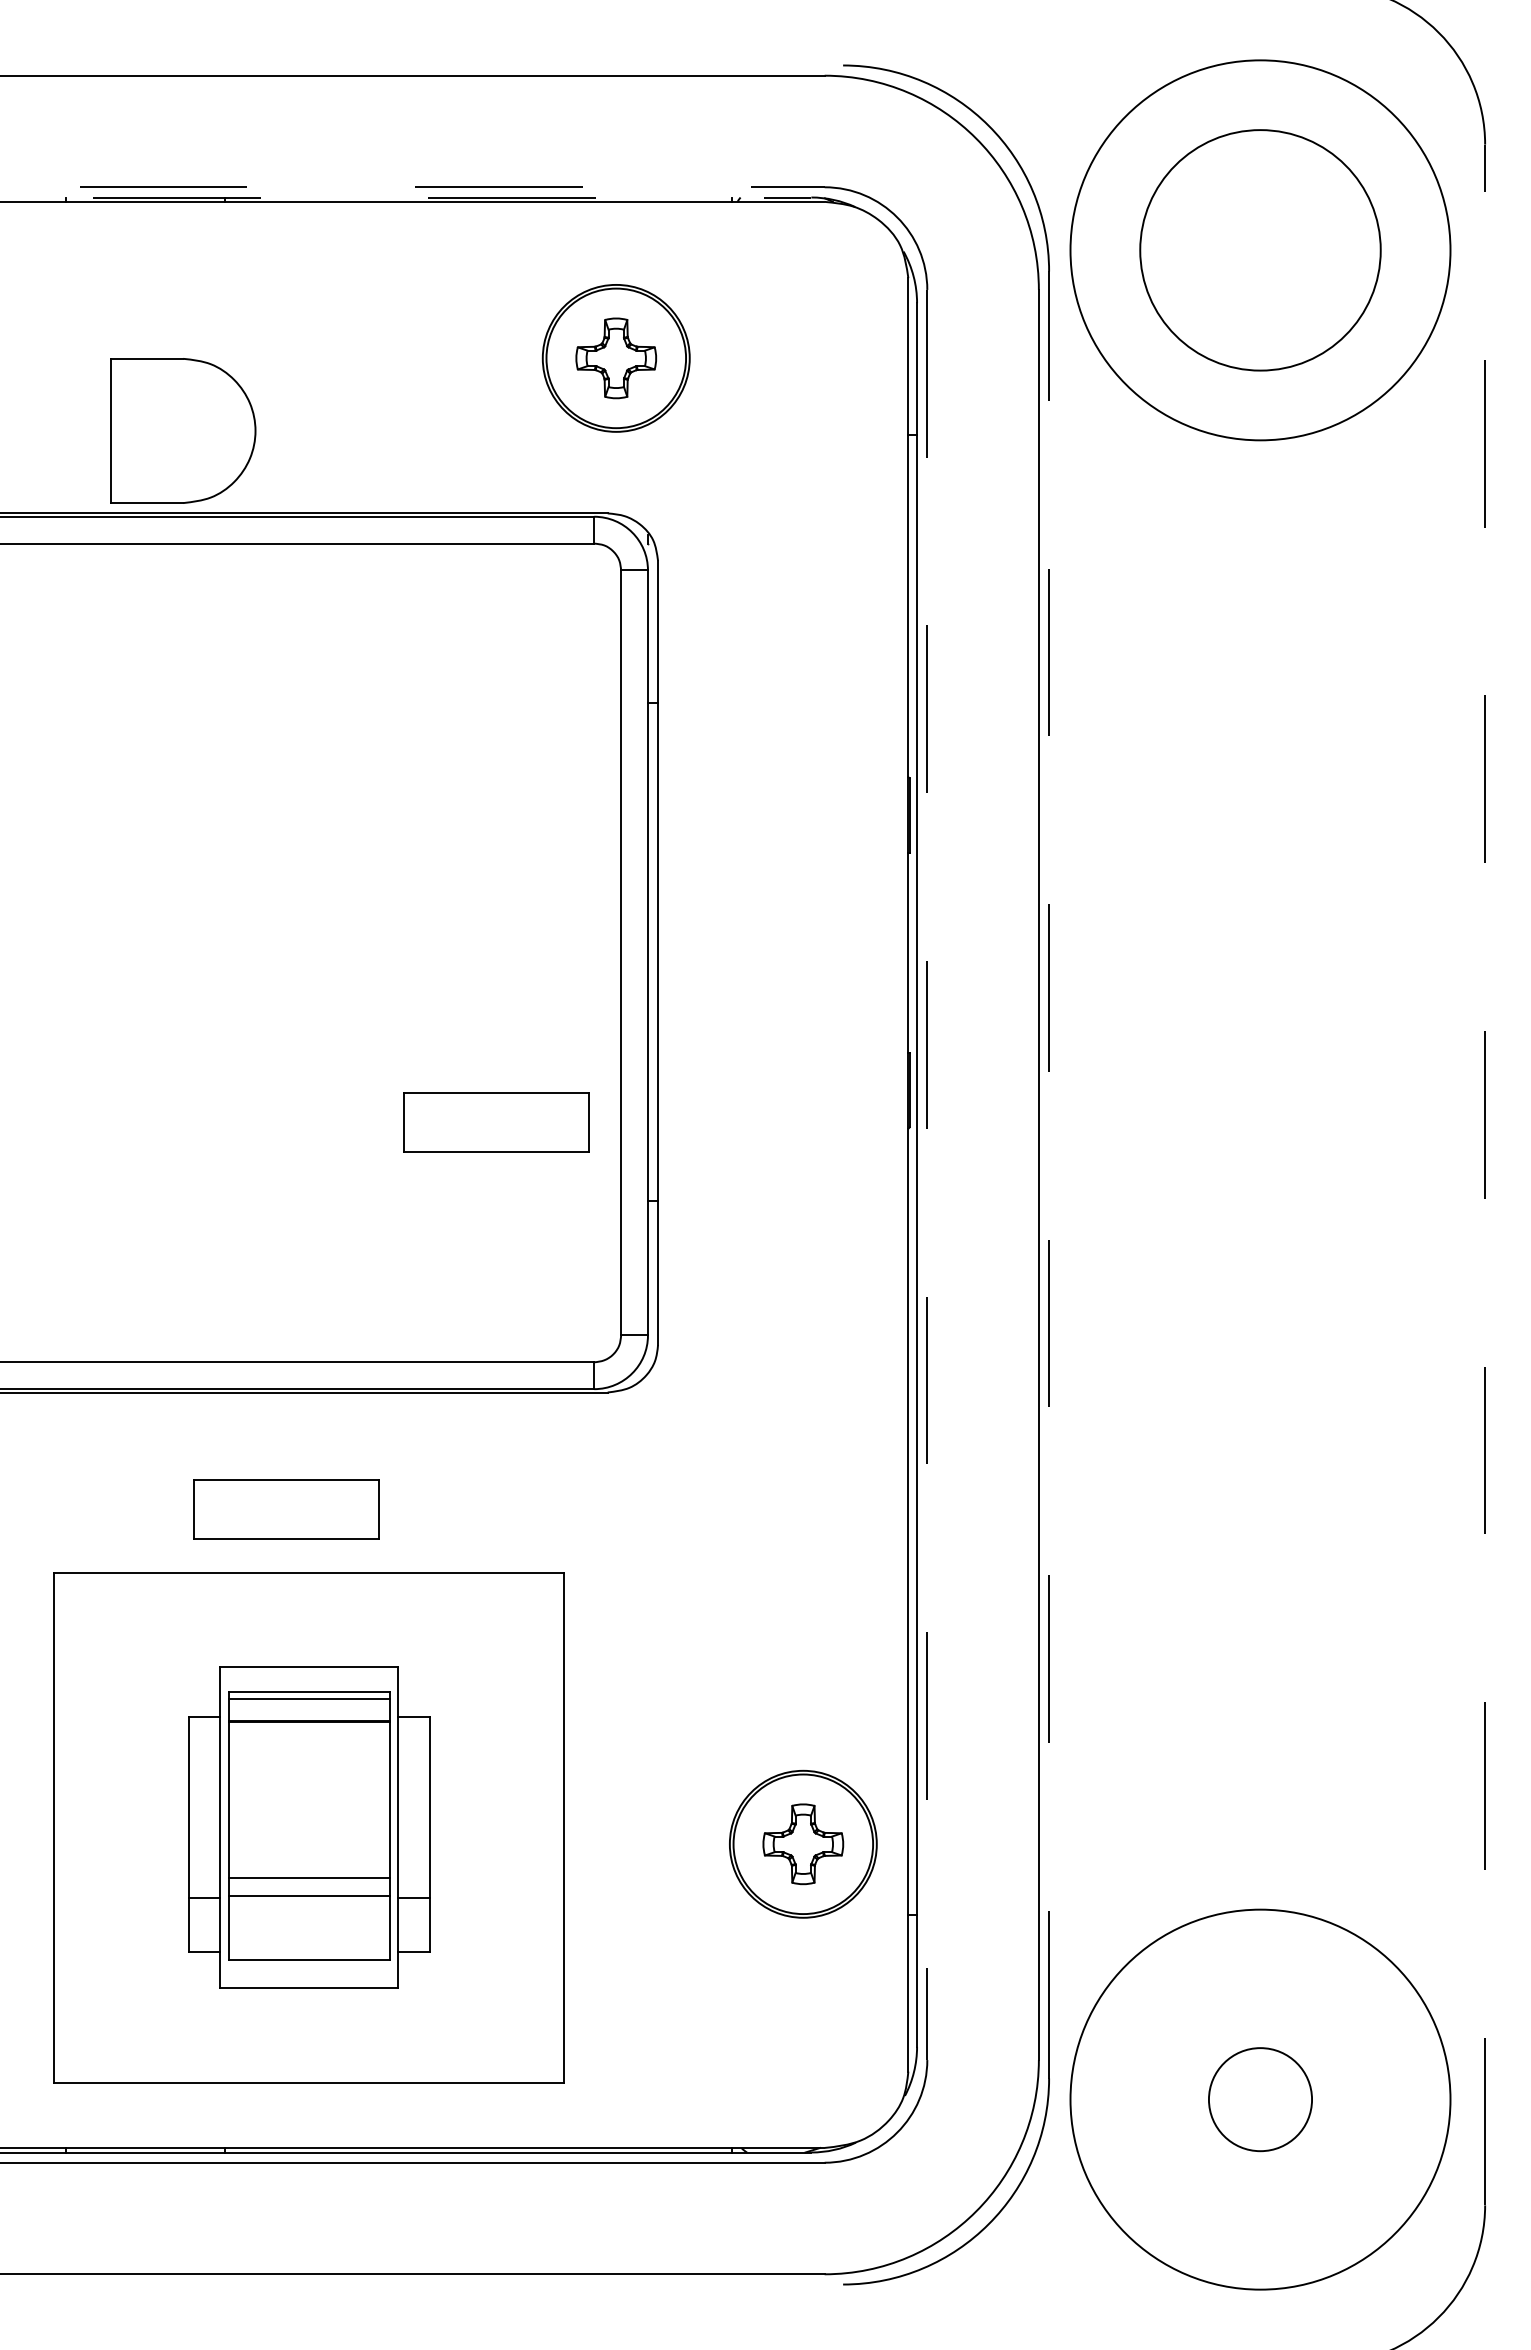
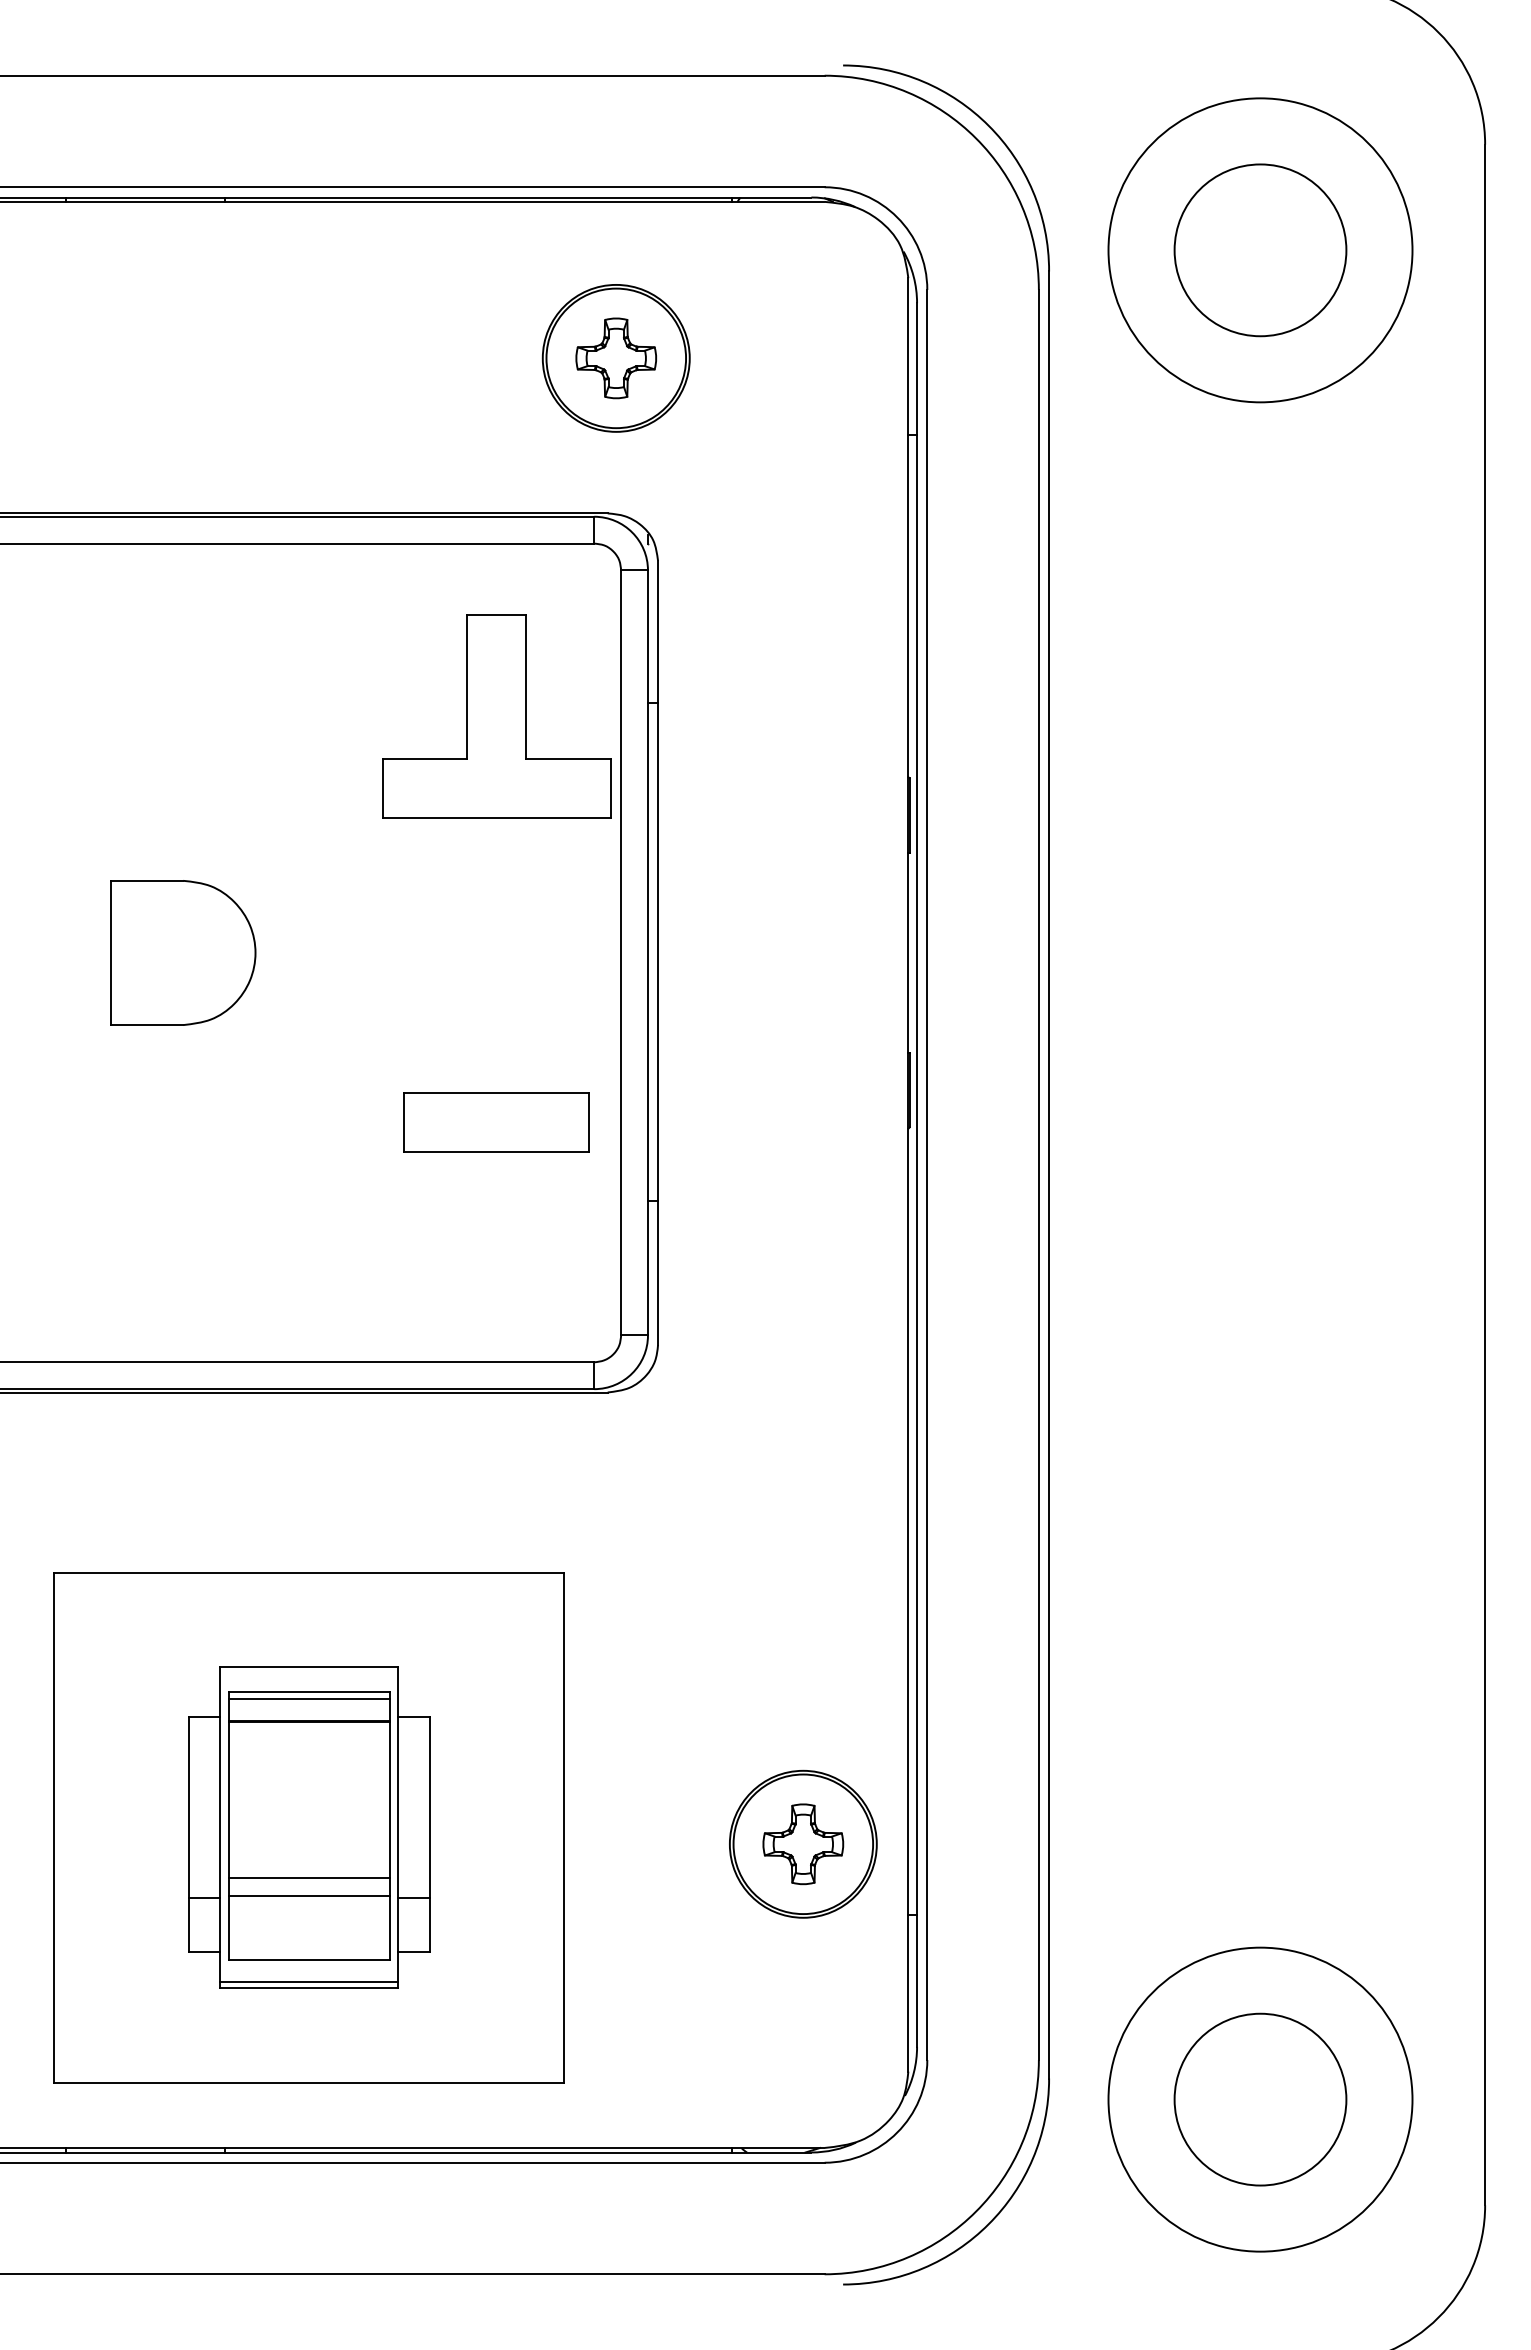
line: dashed -> solid (412, 187)
line: dashed -> solid (406, 197)
circle diameter: 241 px -> 172 px (1260, 250)
circle diameter: 380 px -> 304 px (1260, 250)
part position: (183, 430) -> (183, 952) (183, 952)
part: none -> present (496, 716)
line: dashed -> solid (1485, 1174)
line: dashed -> solid (927, 1175)
line: dashed -> solid (1049, 1175)
part: present -> none (286, 1509)
line: none -> present (309, 1982)
circle diameter: 103 px -> 172 px (1260, 2099)
circle diameter: 380 px -> 304 px (1260, 2099)
